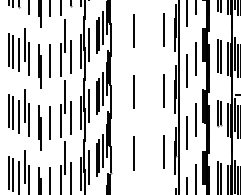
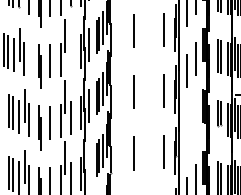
part position: (18, 51) -> (13, 51) (13, 51)
line: present -> none (71, 56)
line: present -> none (195, 120)
line: present -> none (186, 132)
line: present -> none (89, 167)
